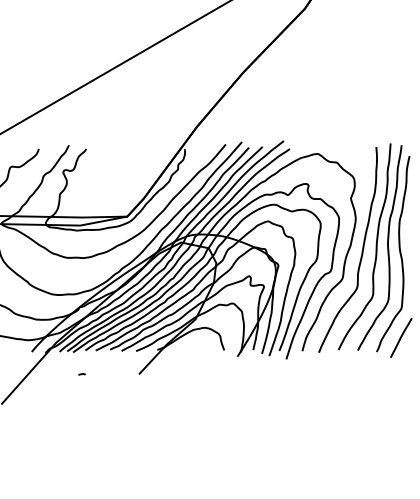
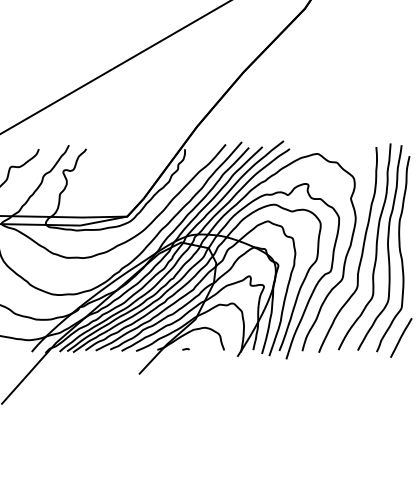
curve position: (81, 374) -> (185, 349) (185, 349)
